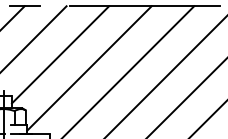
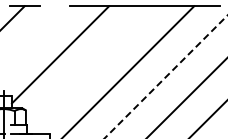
line: present -> none (34, 38)
line: present -> none (89, 68)
line: solid -> dashed (166, 76)
